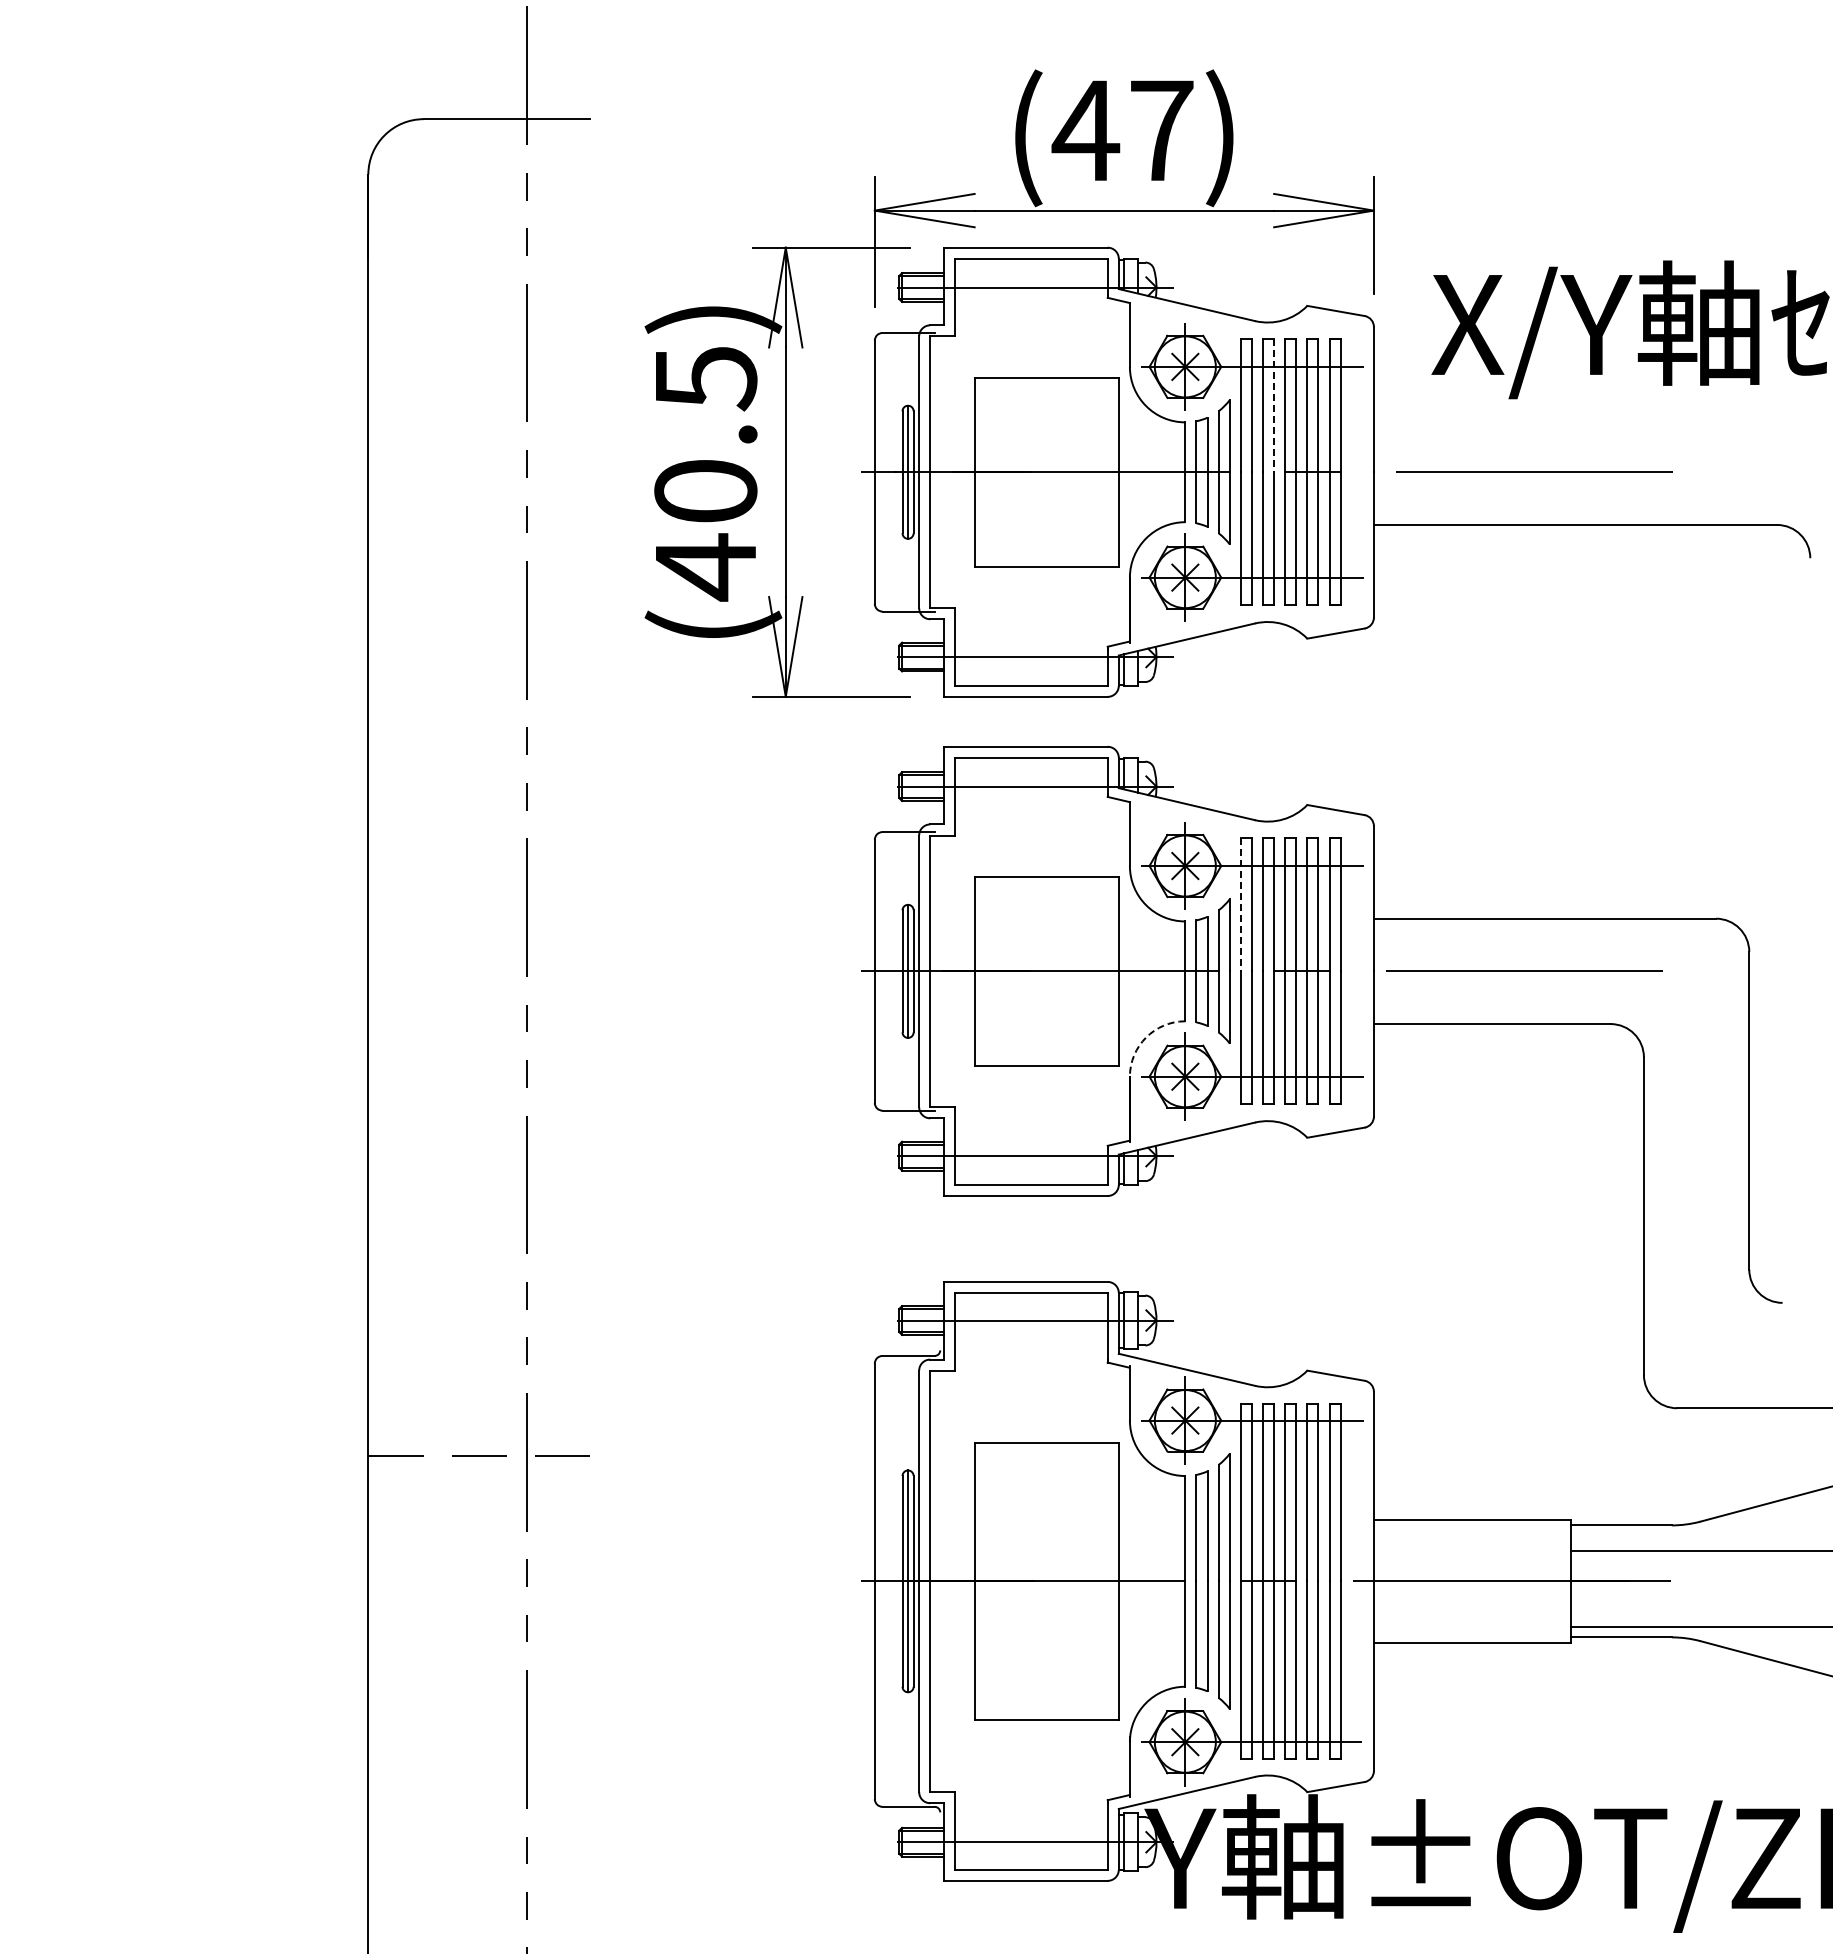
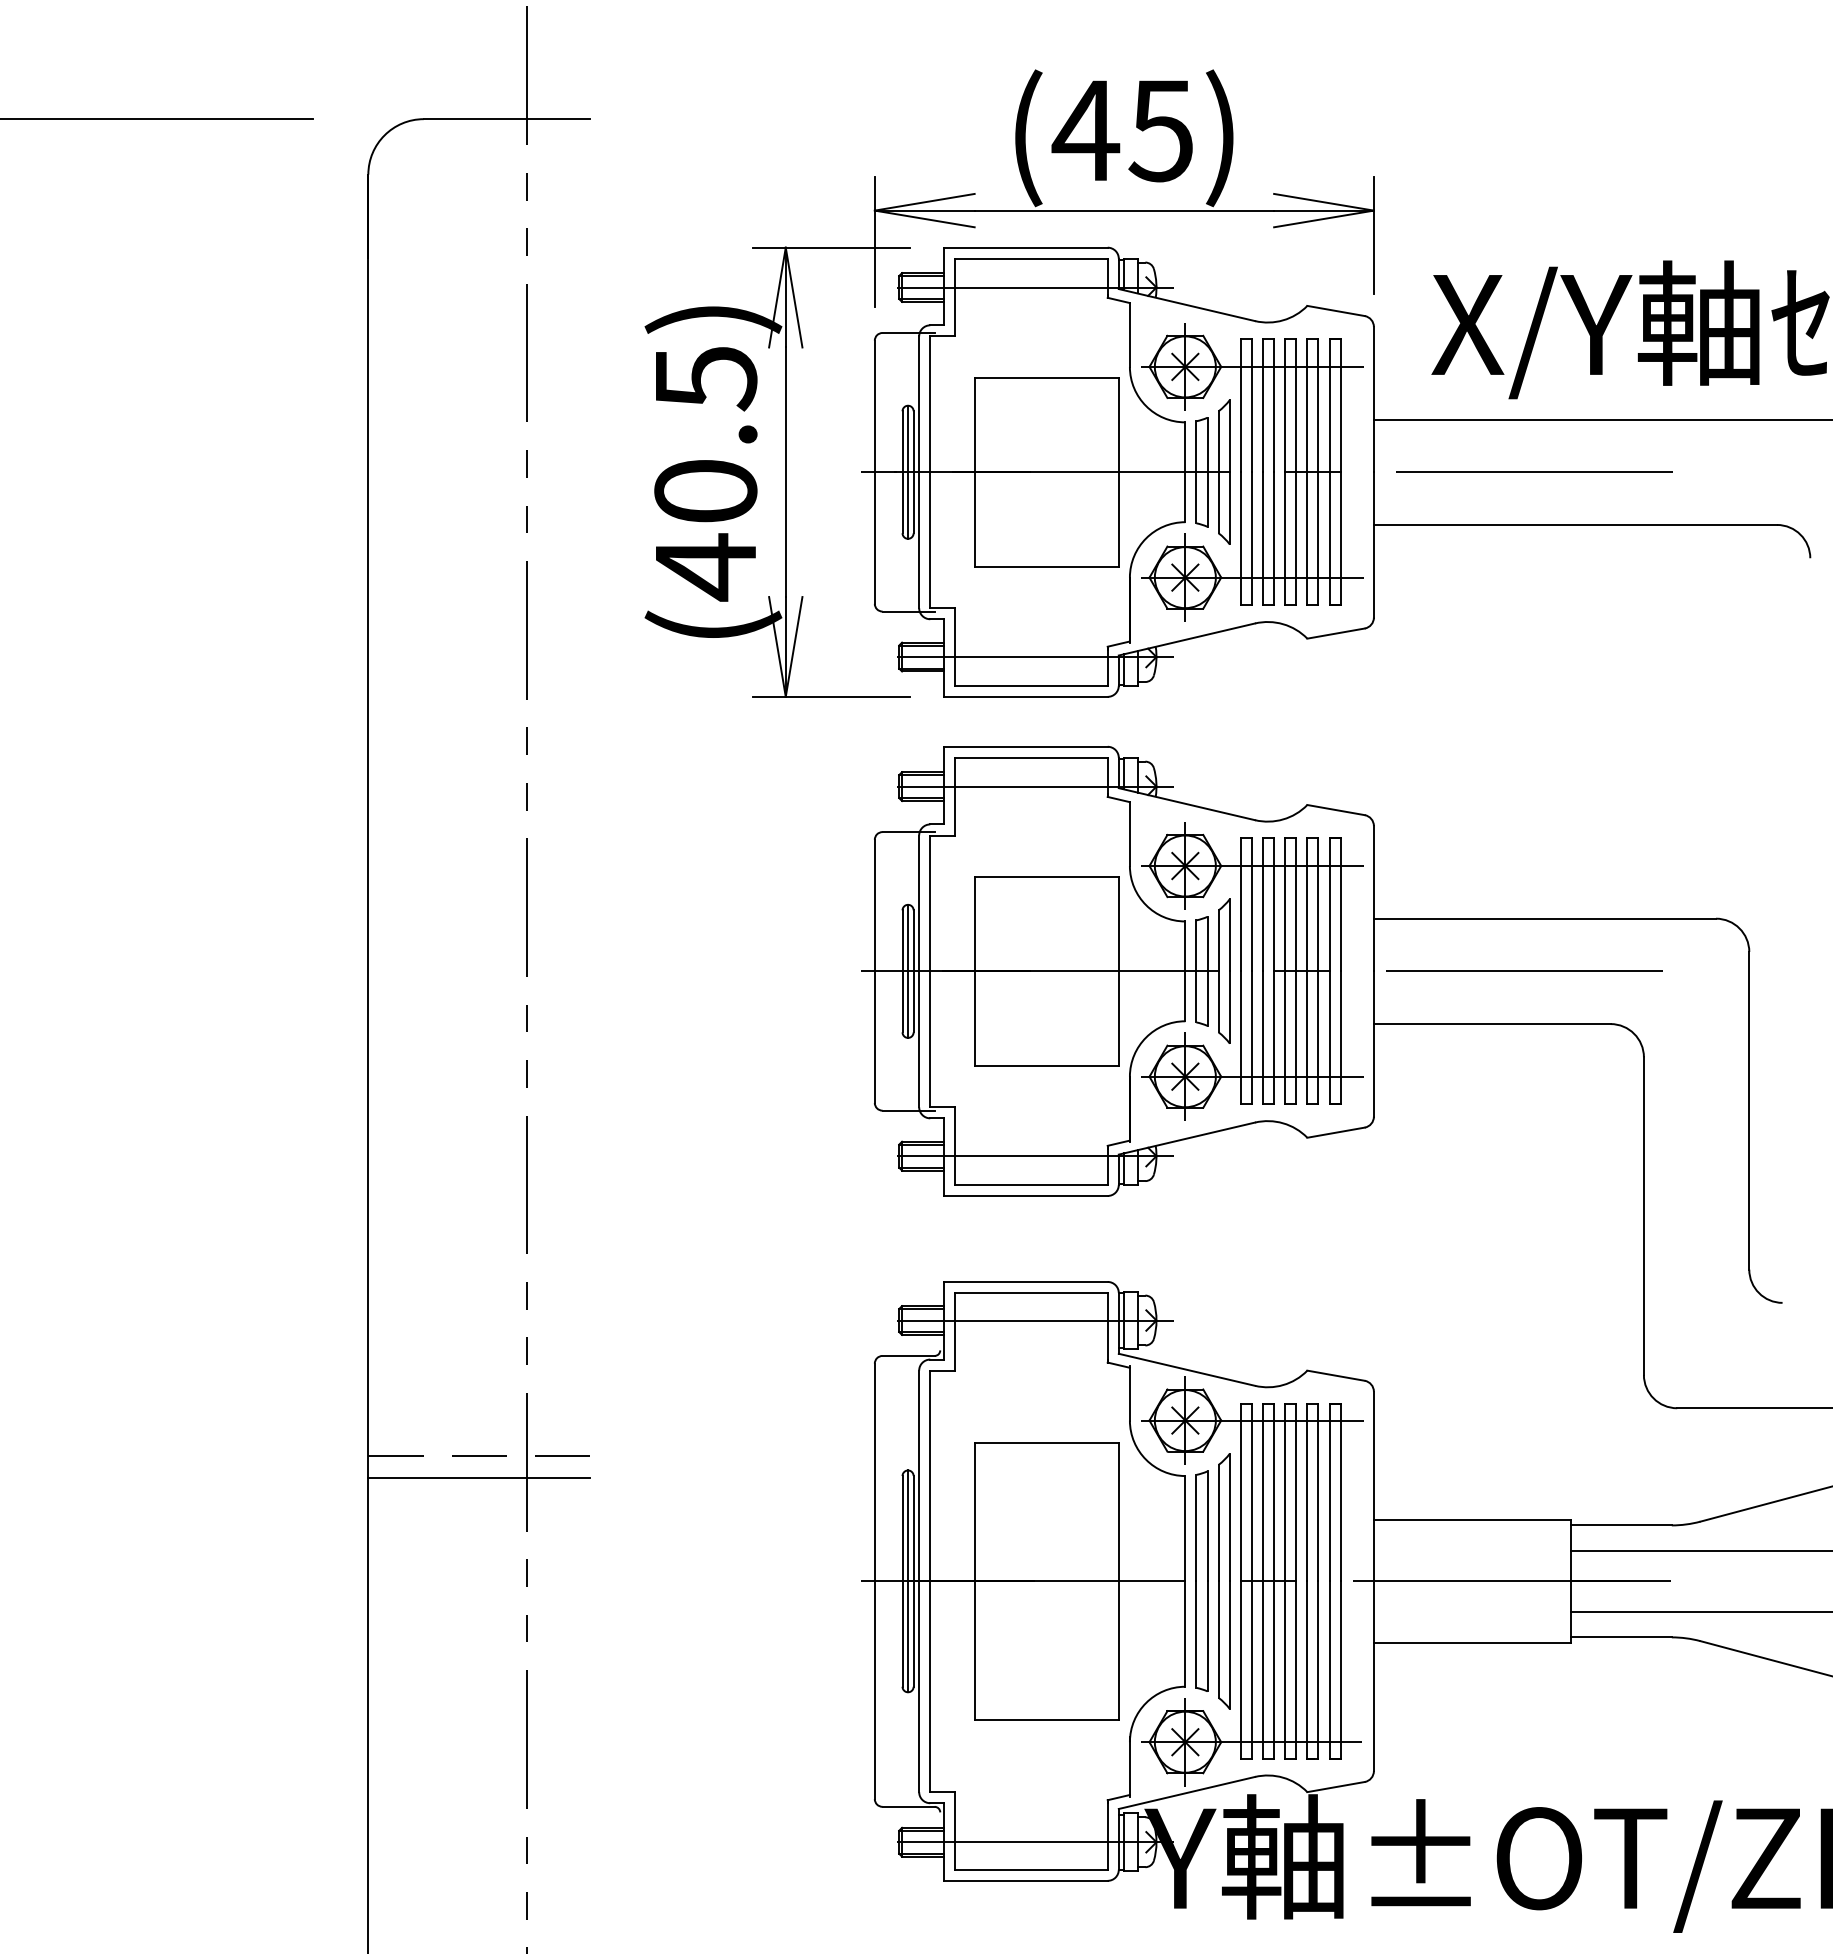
line: none -> present (157, 119)
text: (47) -> (45) (1160, 131)
line: dashed -> solid (1274, 405)
line: none -> present (1601, 419)
line: dashed -> solid (1240, 904)
arc: dashed -> solid (1146, 1037)
line: none -> present (479, 1477)
line position: (1699, 1626) -> (1699, 1611) (1699, 1611)
